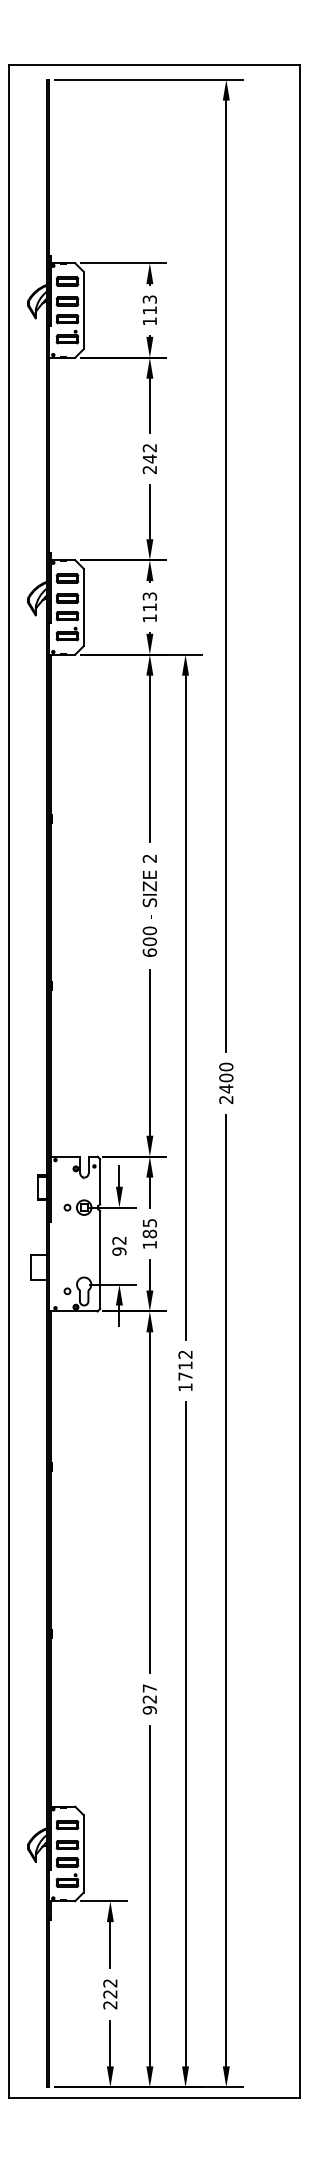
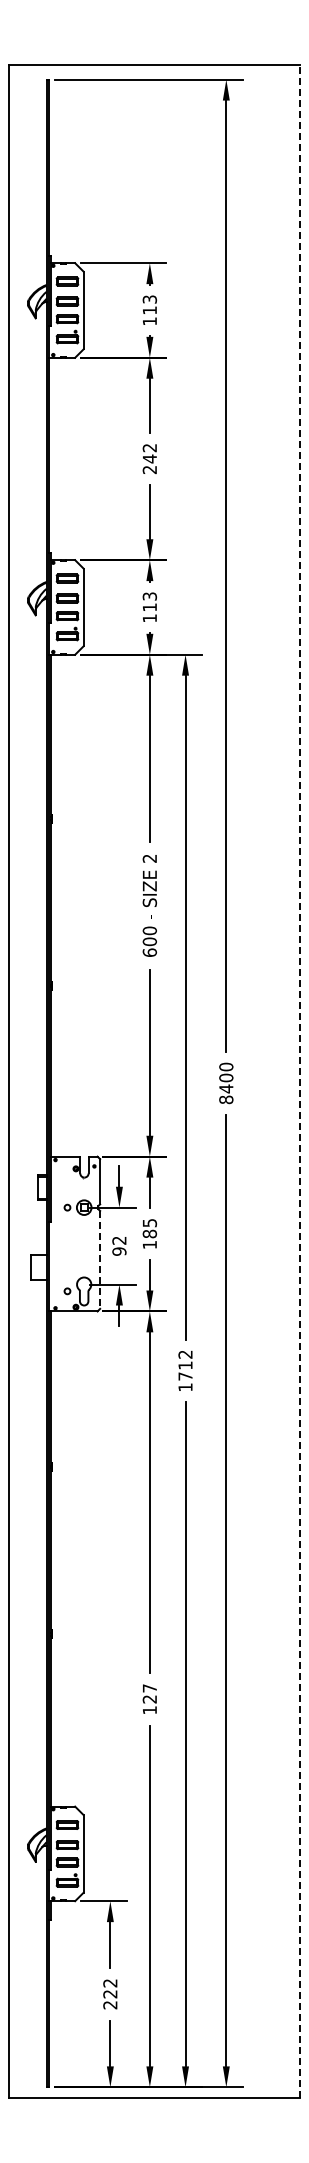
line: solid -> dashed (299, 1081)
text: 2400 -> 8400 (226, 1099)
line: solid -> dashed (100, 1259)
text: 927 -> 127 (149, 1710)
